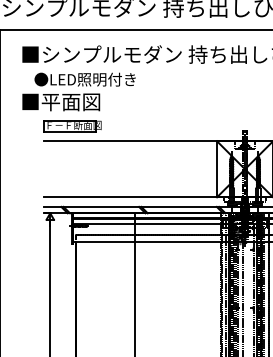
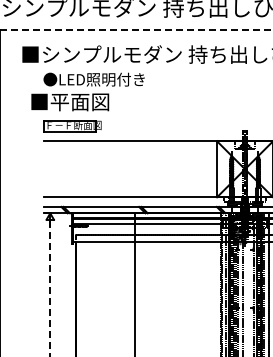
line: solid -> dashed (136, 29)
text position: (78, 91) -> (87, 91) (87, 91)
line: solid -> dashed (50, 288)
